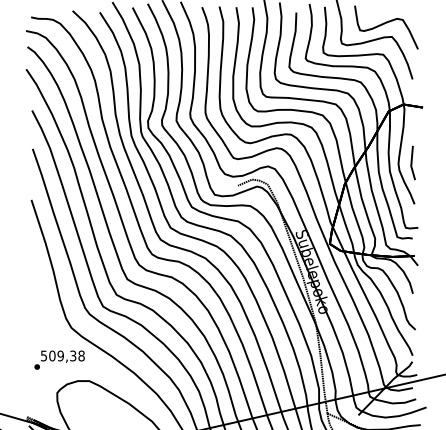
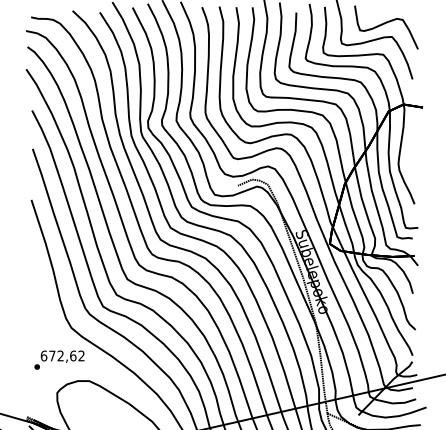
line: present -> none (412, 162)
text: 509,38 -> 672,62 (62, 355)
